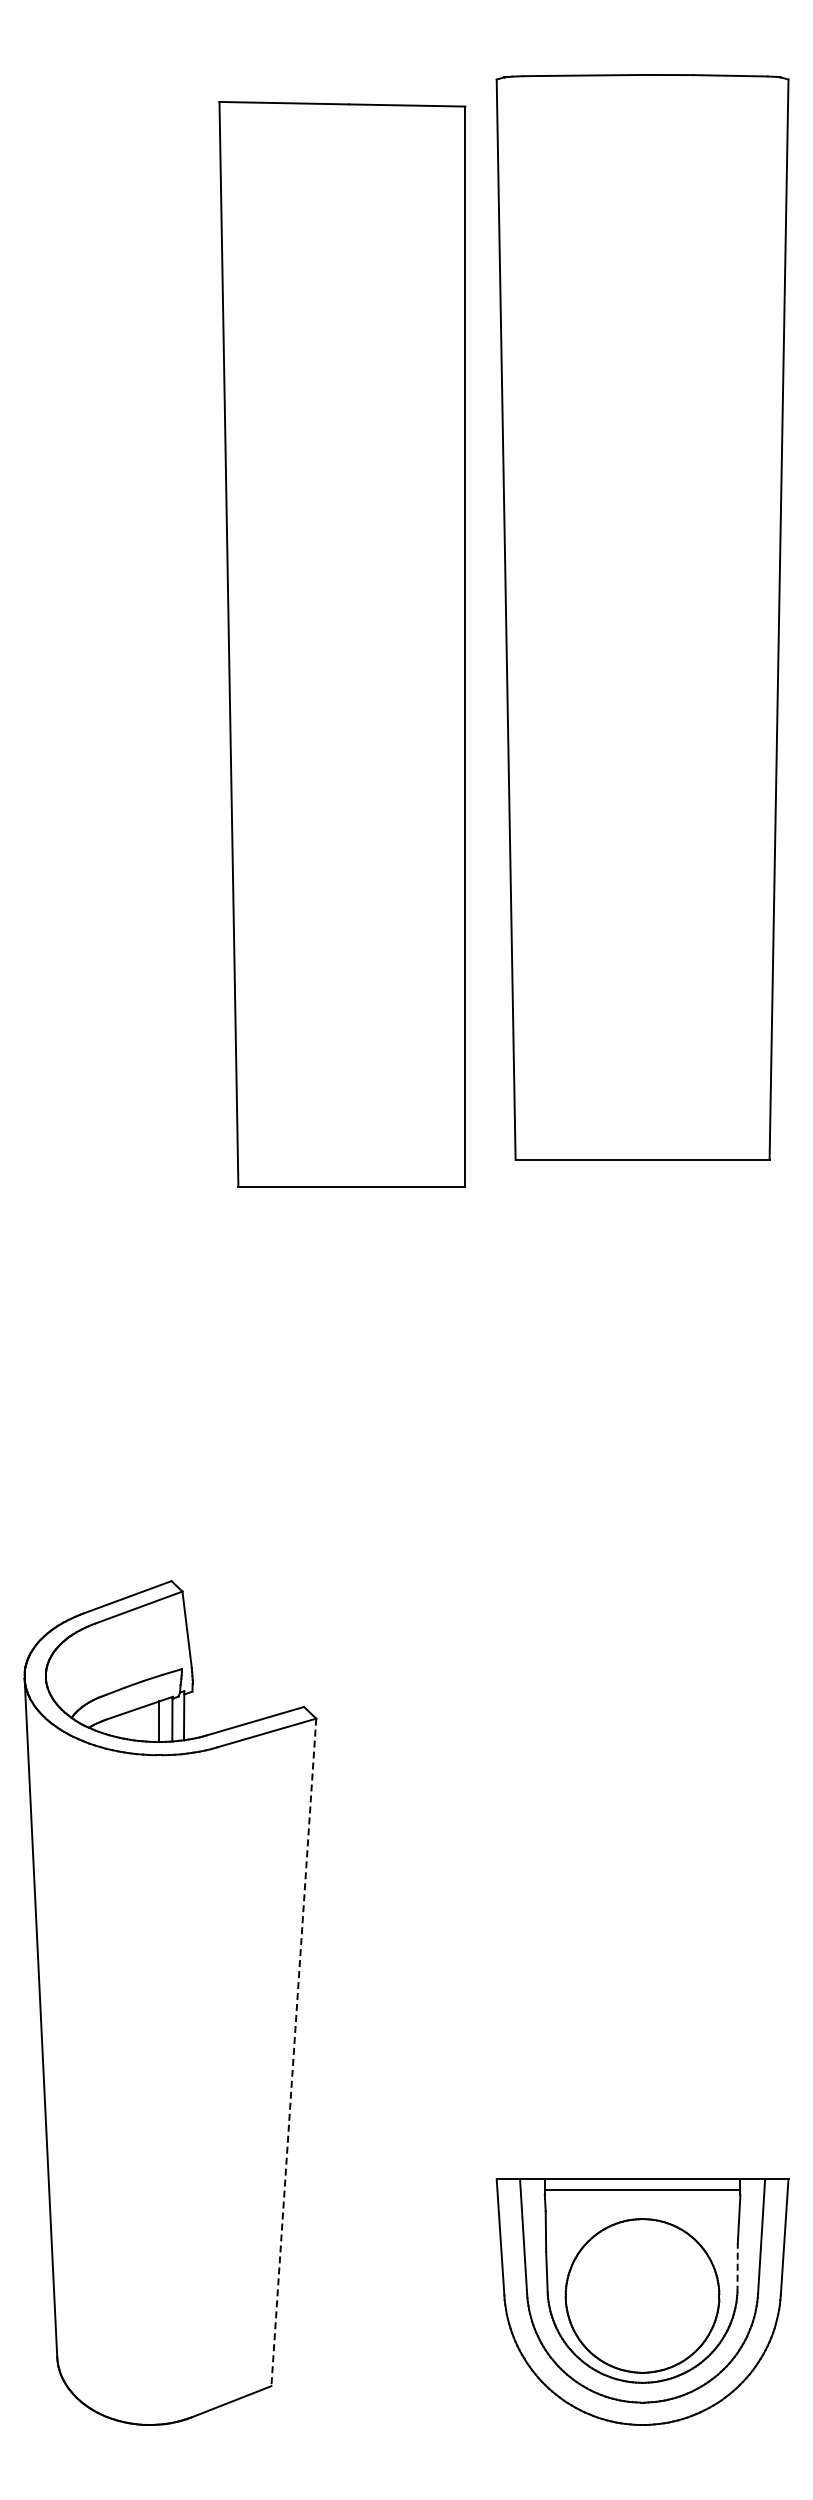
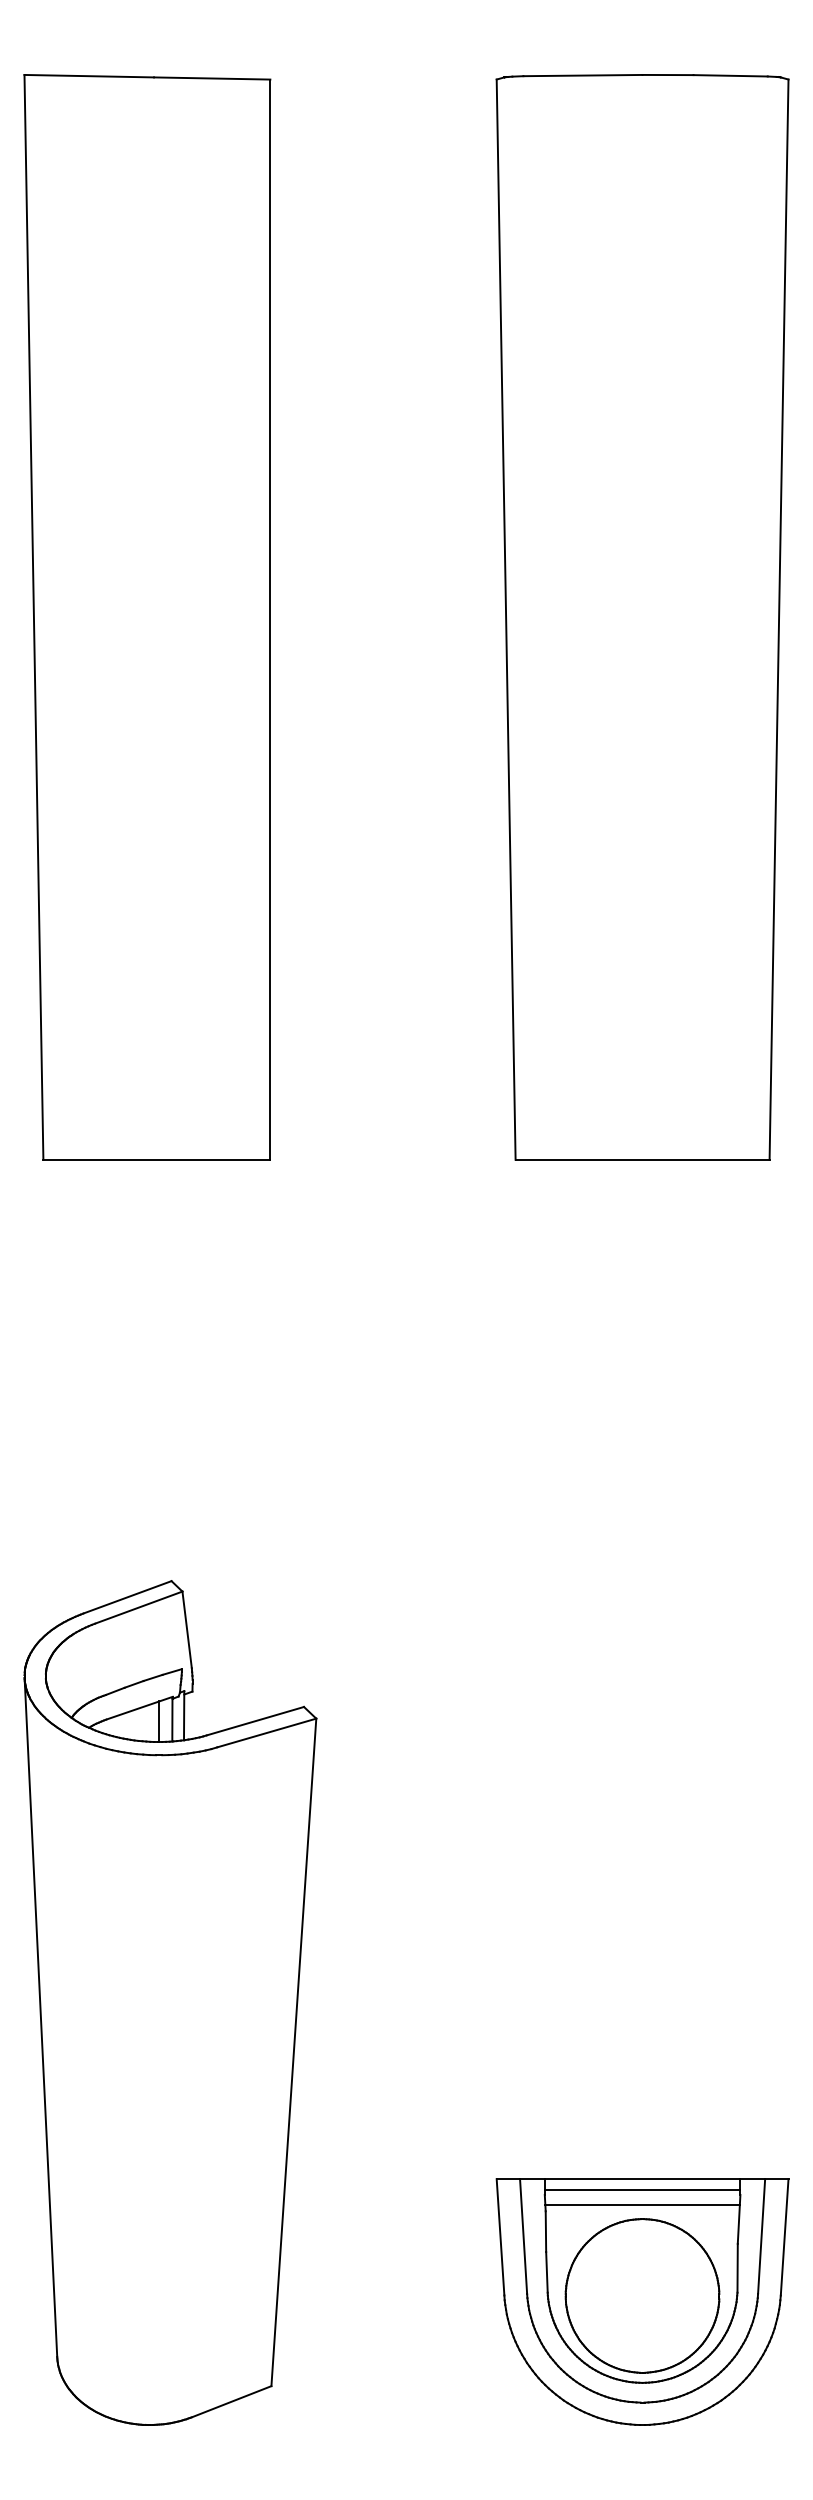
part position: (342, 644) -> (147, 617) (147, 617)
line: dashed -> solid (293, 2052)
line: none -> present (642, 2205)
line: dashed -> solid (737, 2267)
